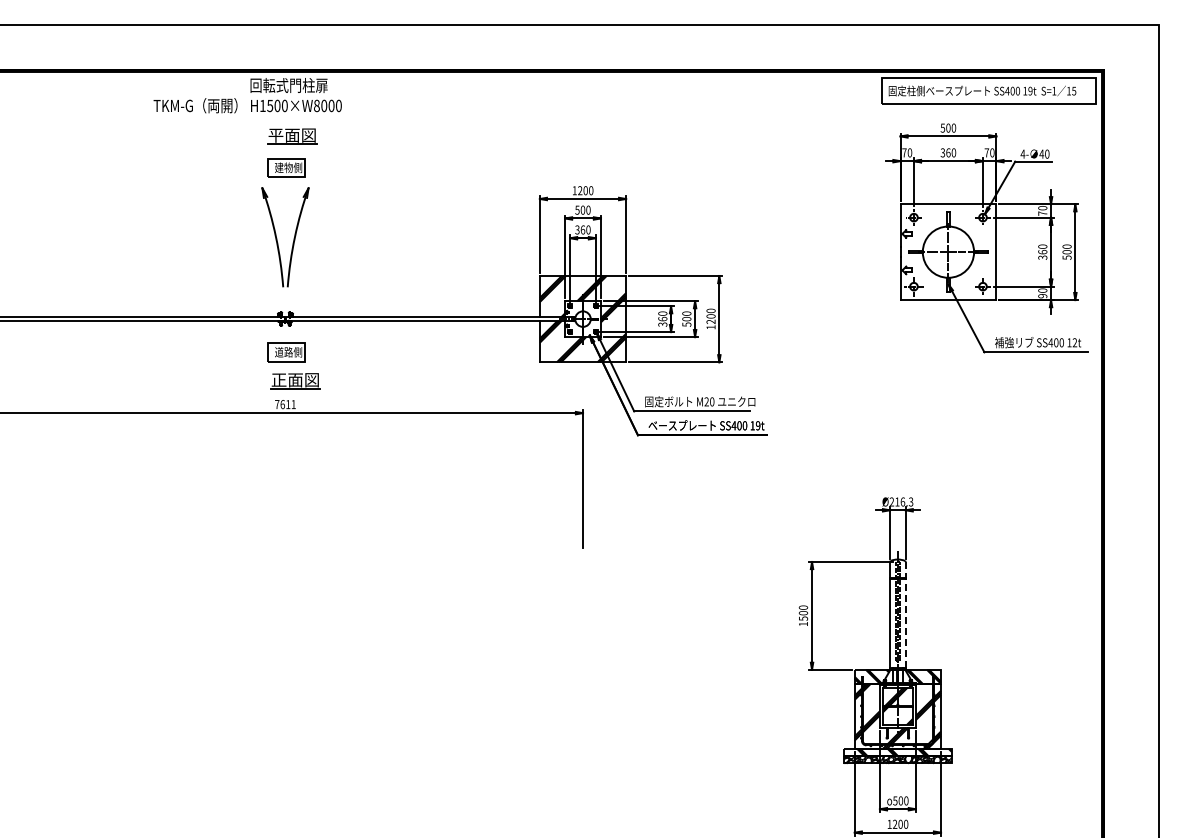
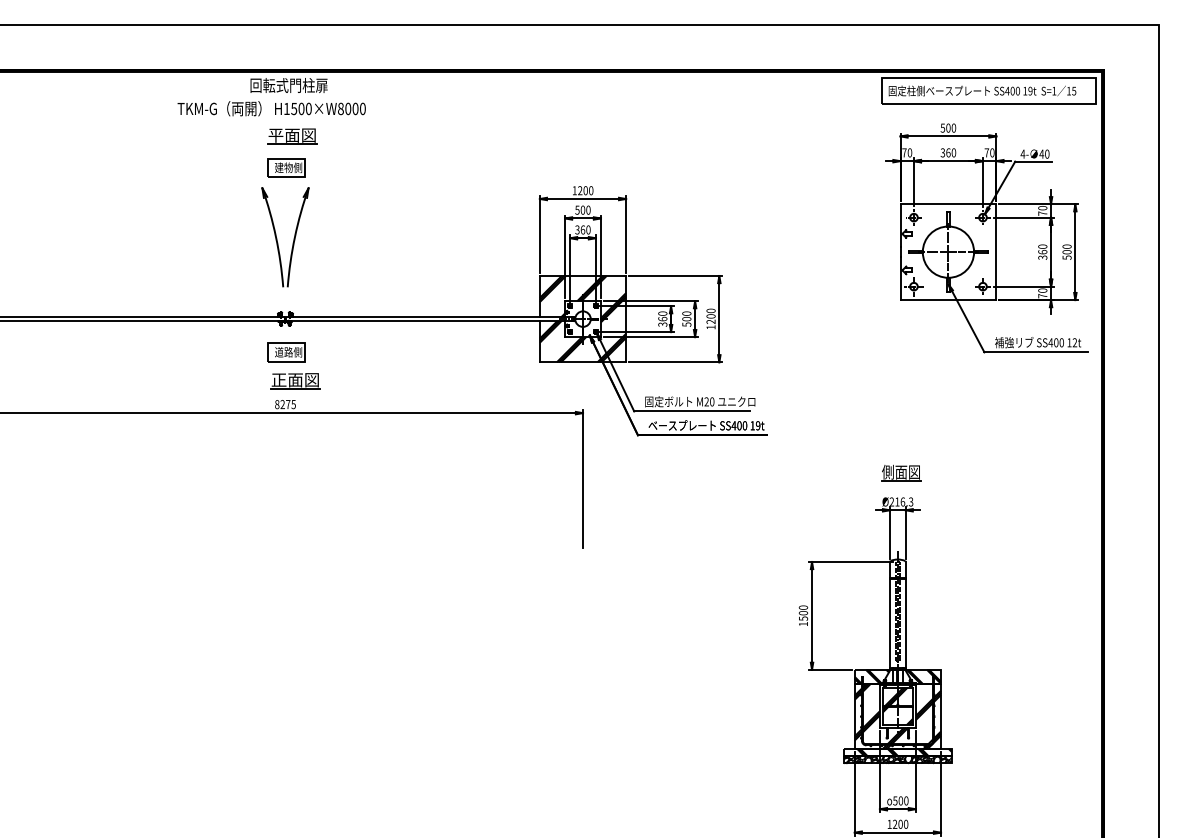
text position: (247, 105) -> (271, 108) (271, 108)
text: 90 -> 70 (1042, 296)
text: 7611 -> 8275 (285, 404)
part: none -> present (901, 472)
line: dashed -> solid (905, 614)
